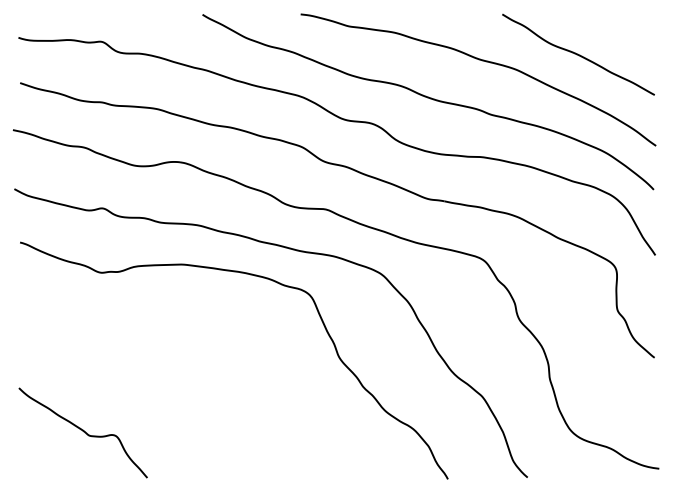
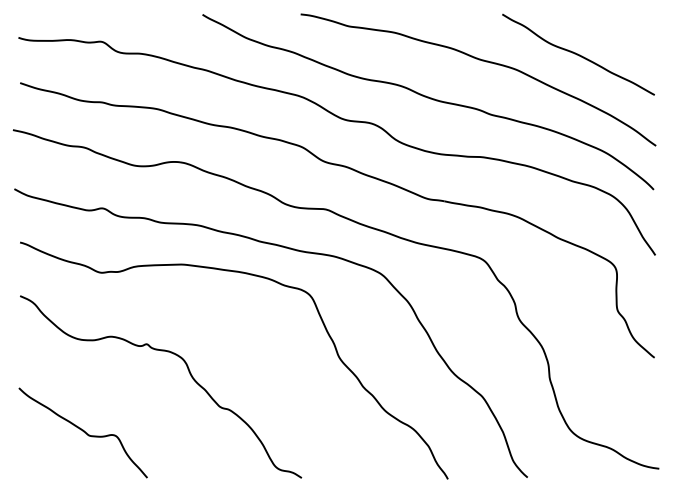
curve: none -> present (188, 372)
